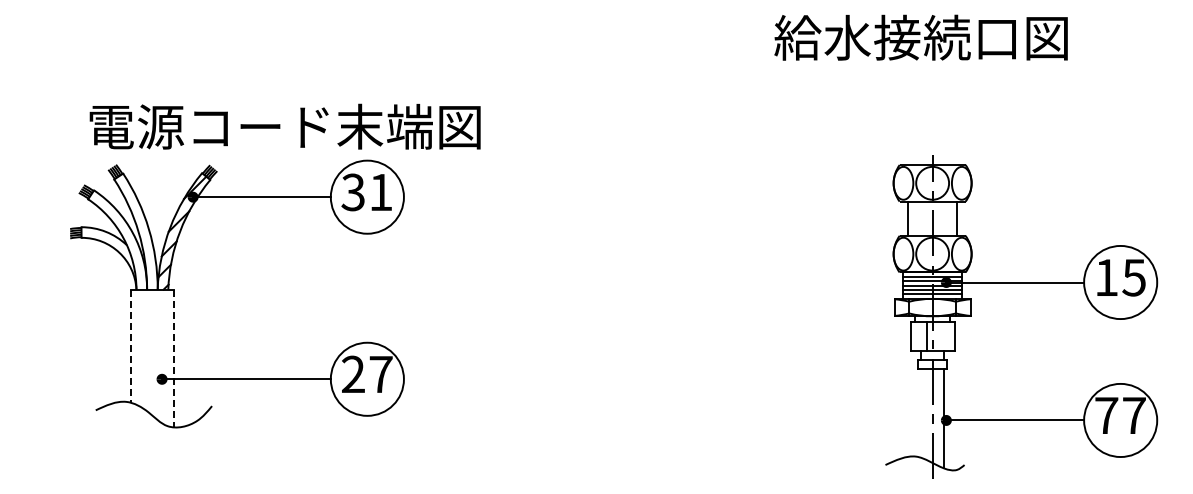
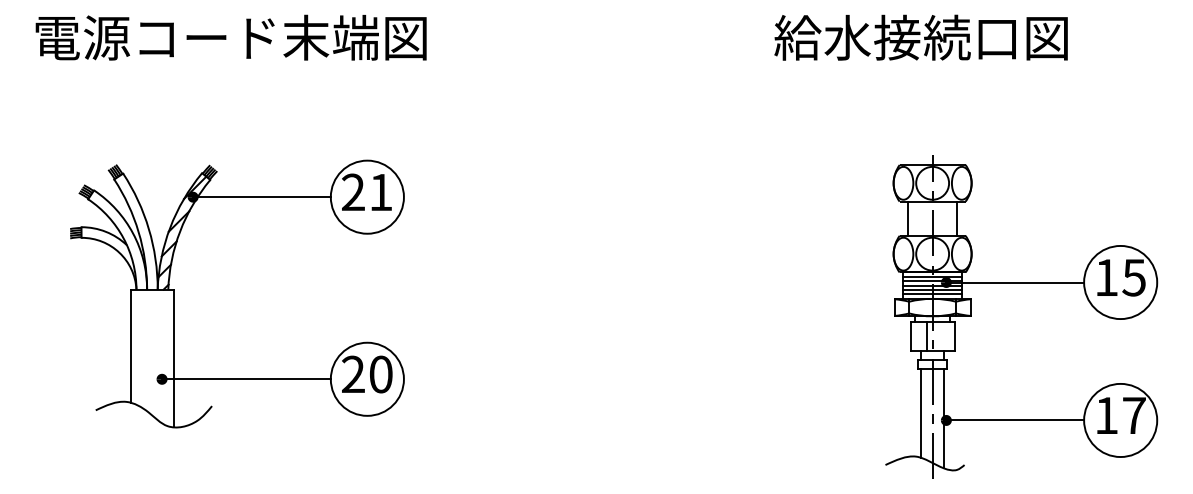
text position: (284, 126) -> (230, 37) (230, 37)
text: 31 -> 21 (352, 192)
line: dashed -> solid (131, 346)
line: dashed -> solid (173, 358)
text: 27 -> 20 (380, 374)
line: none -> present (920, 412)
text: 77 -> 17 (1106, 415)
